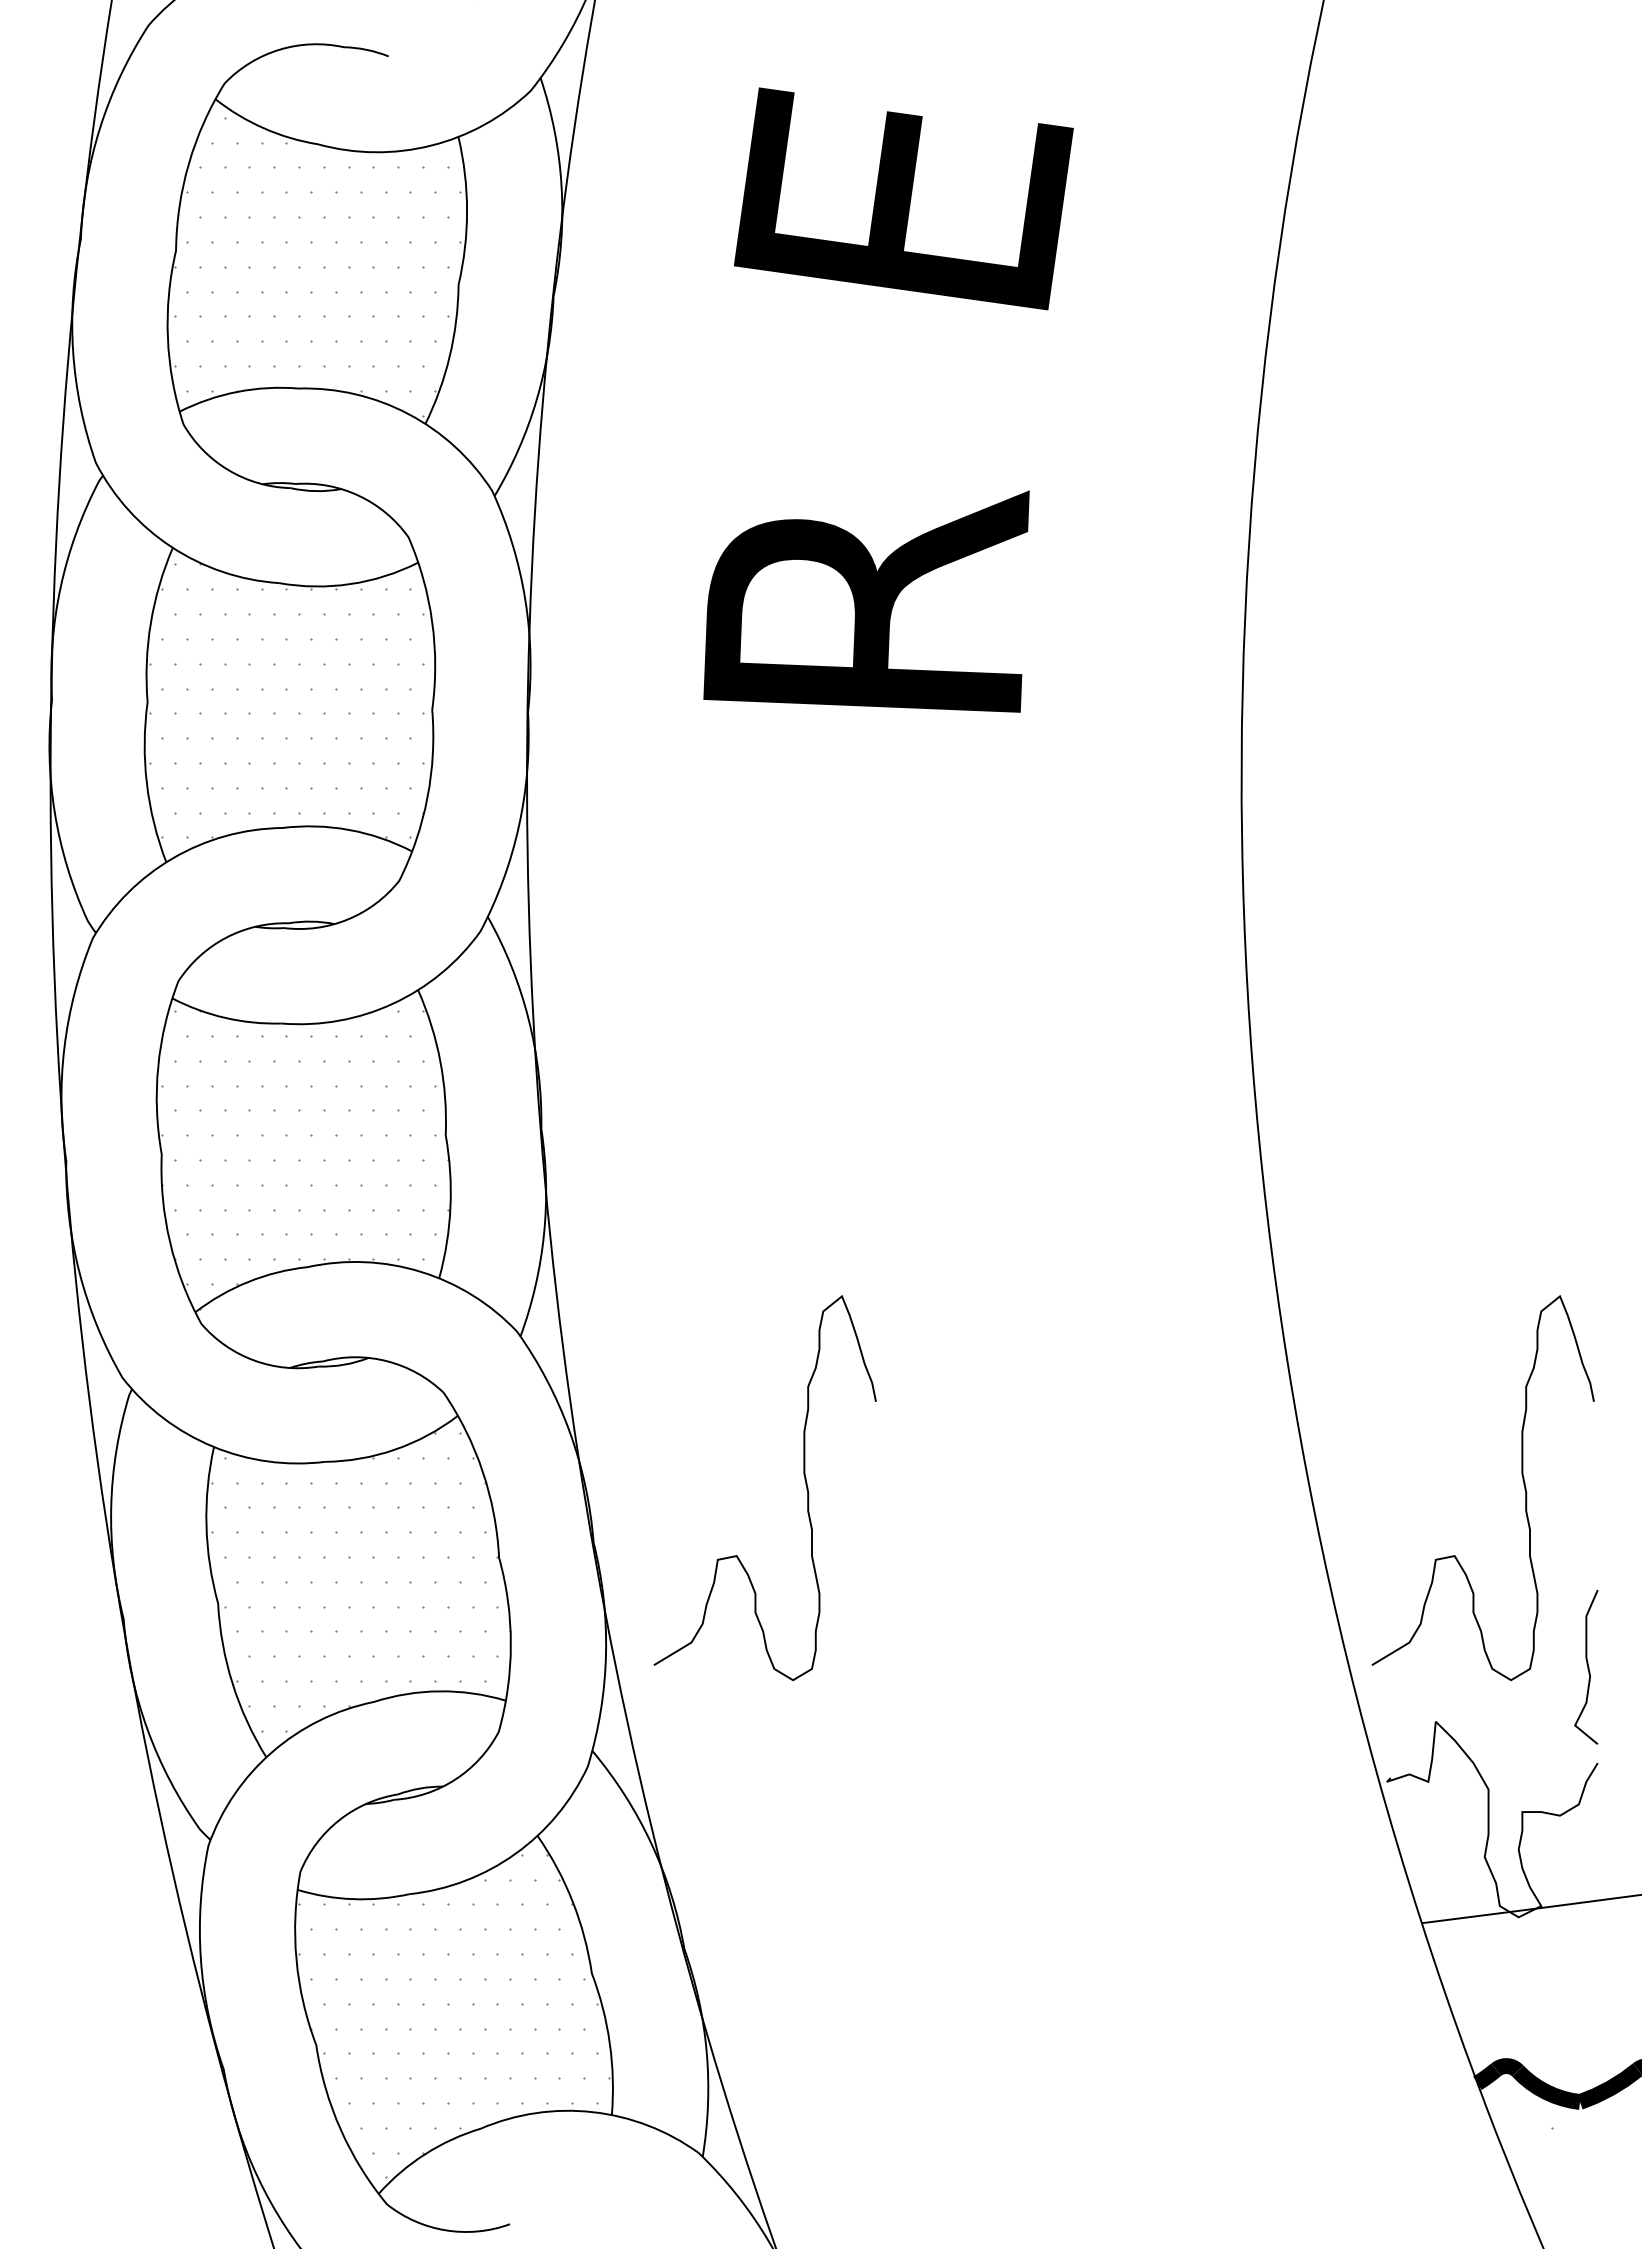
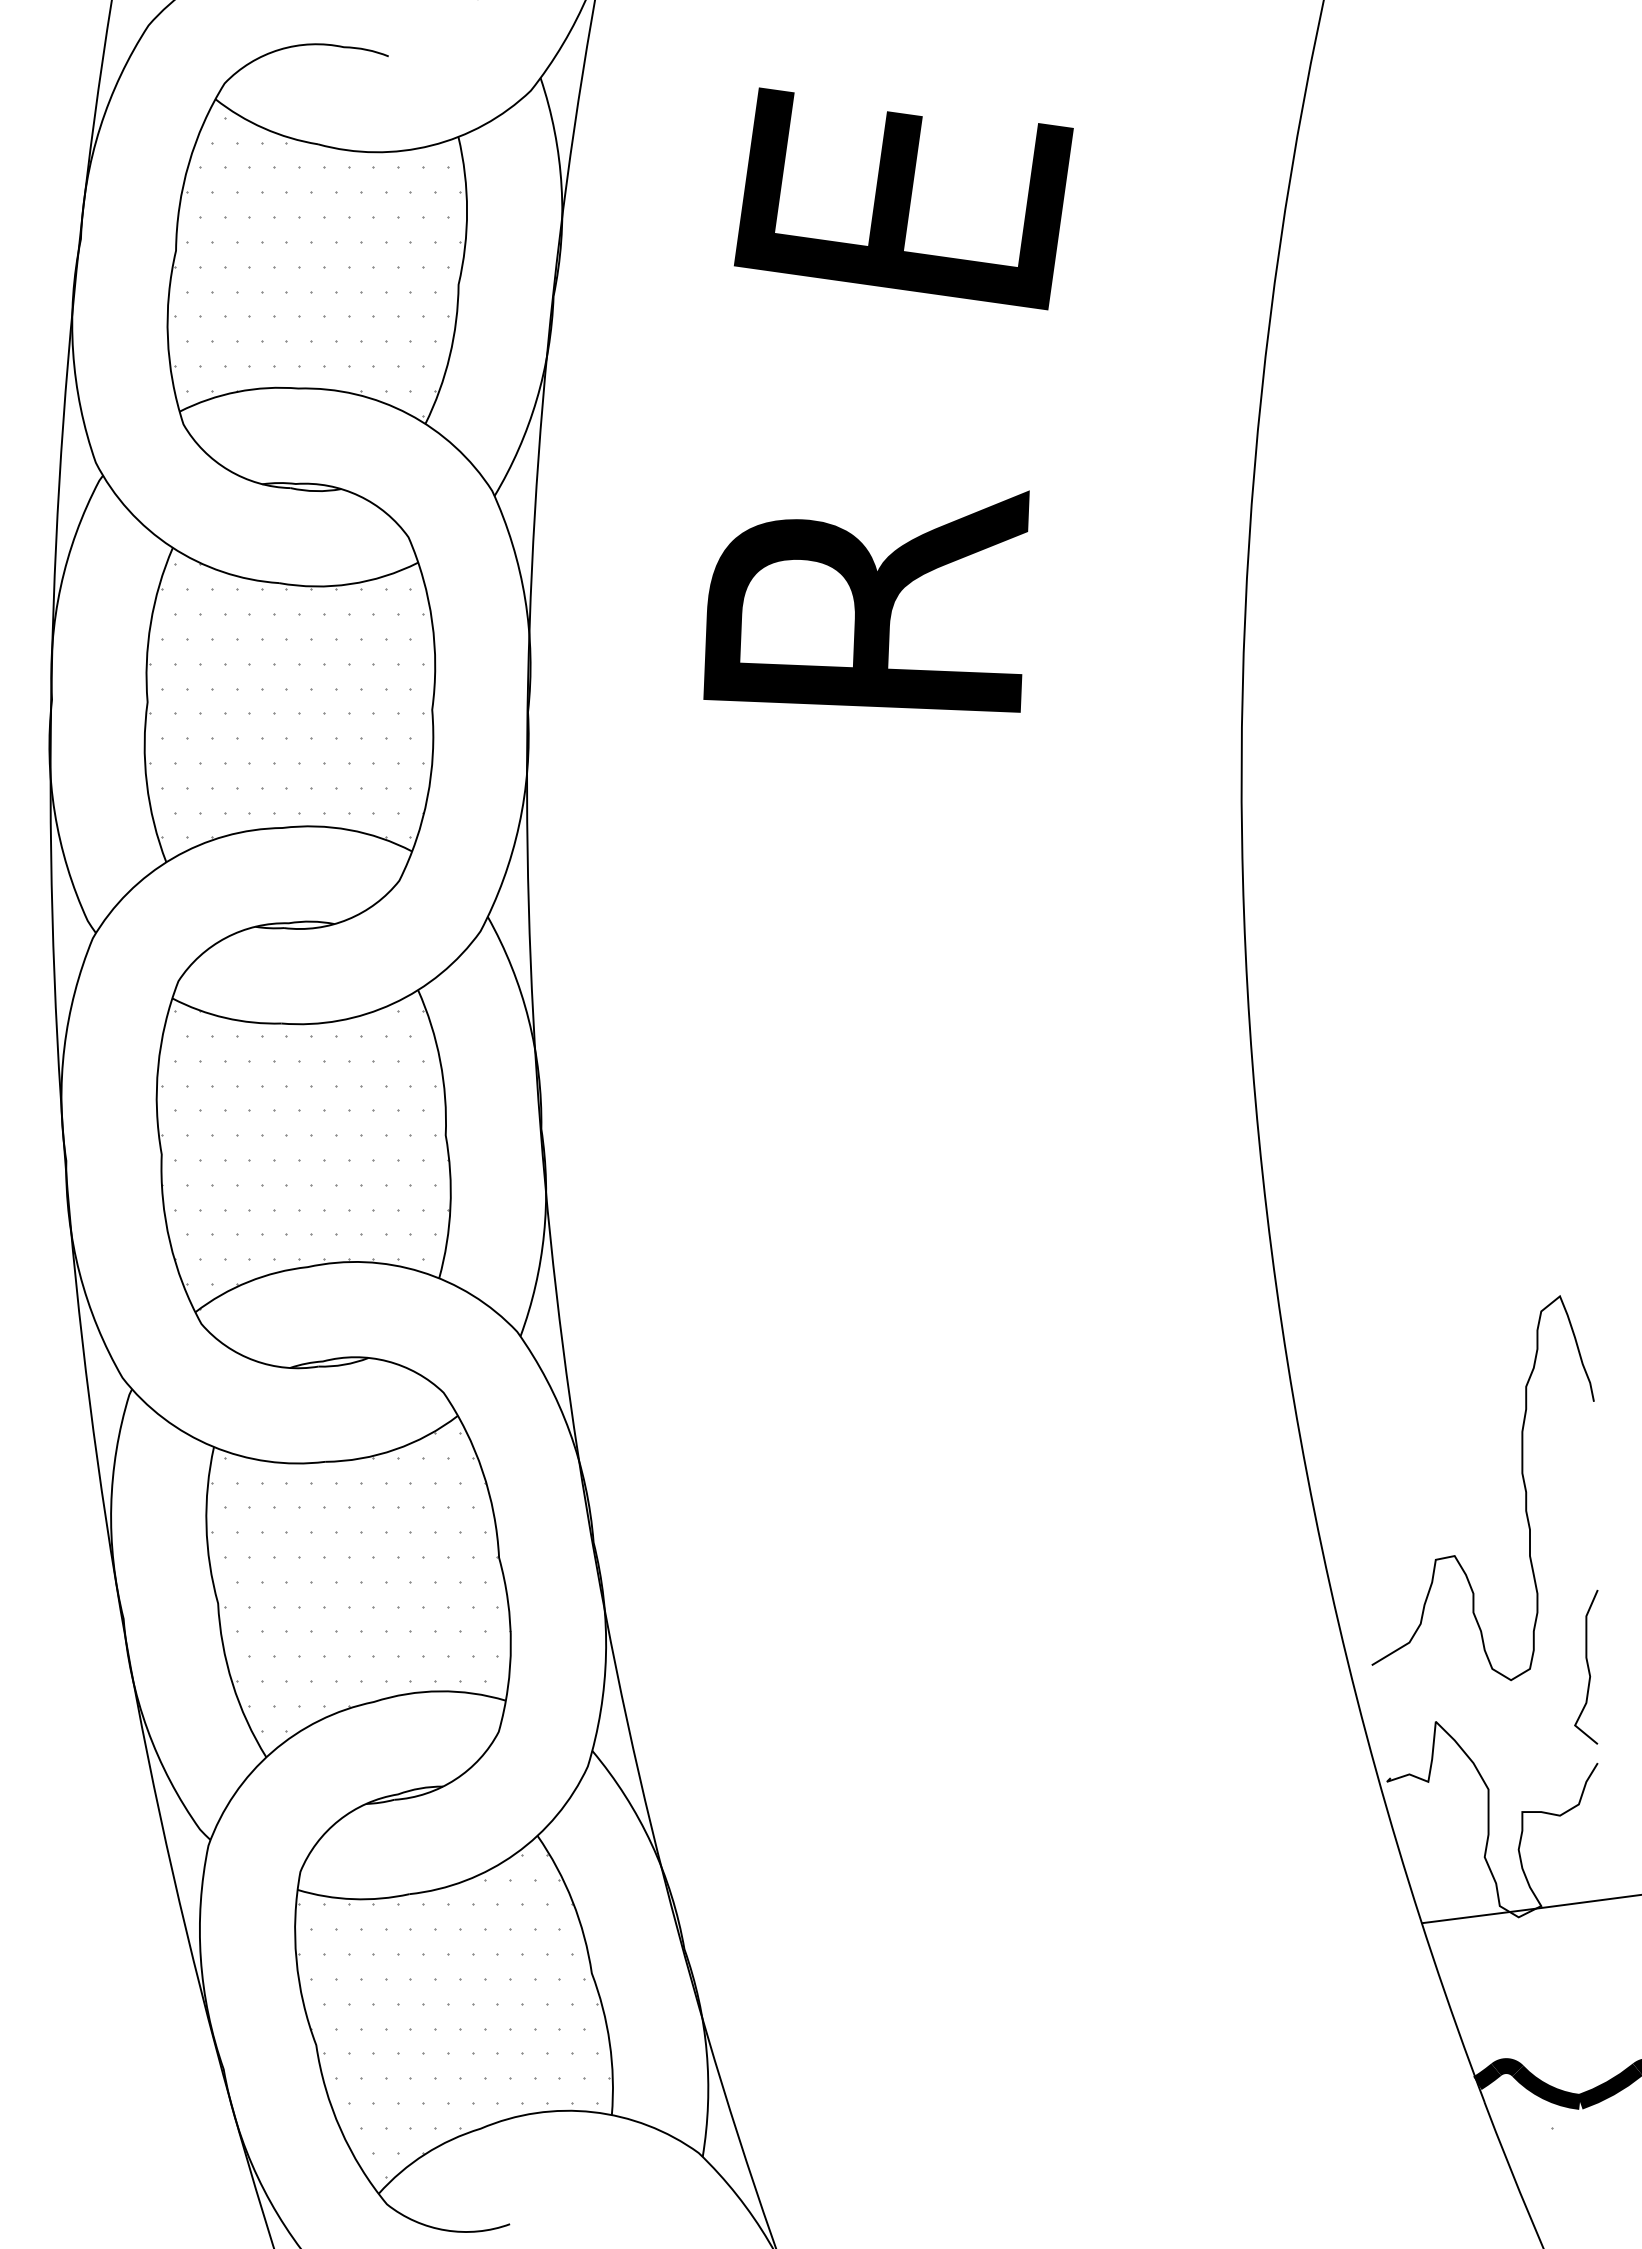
curve: present -> none (804, 1480)
